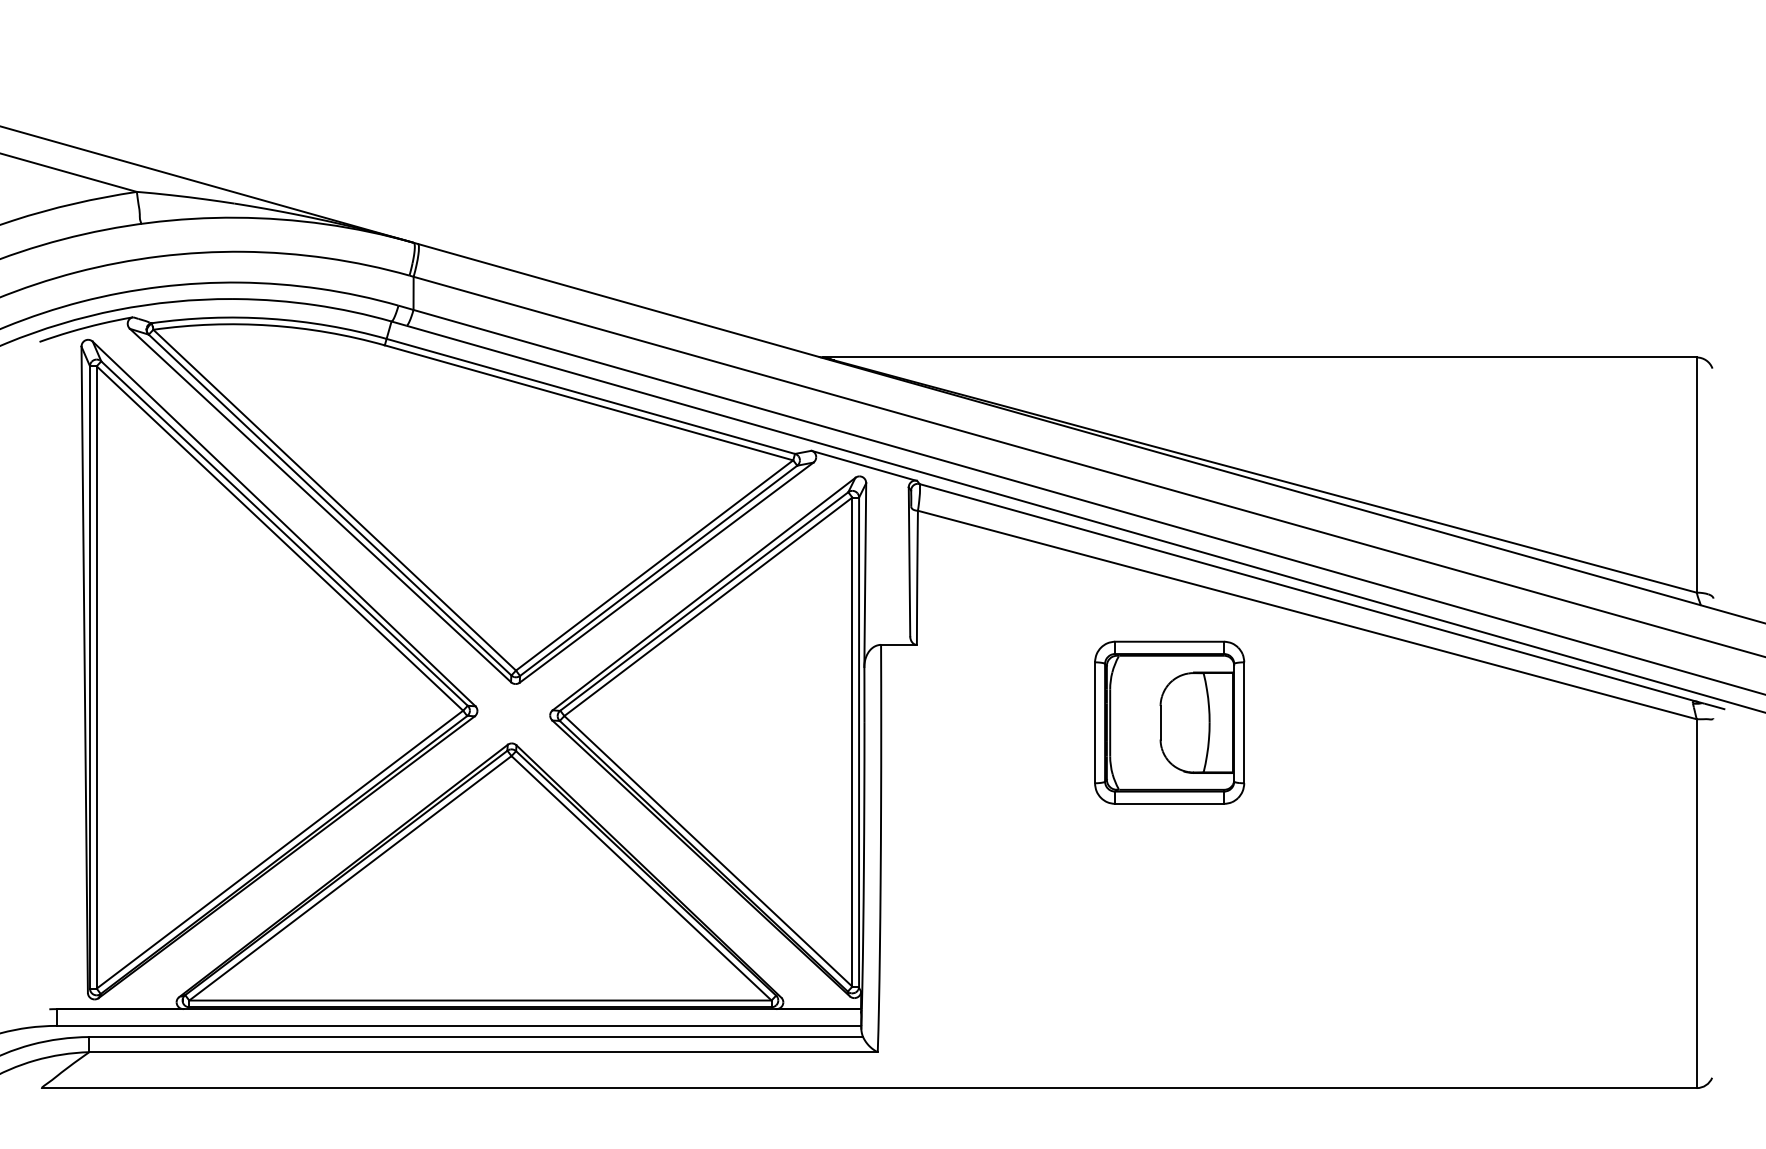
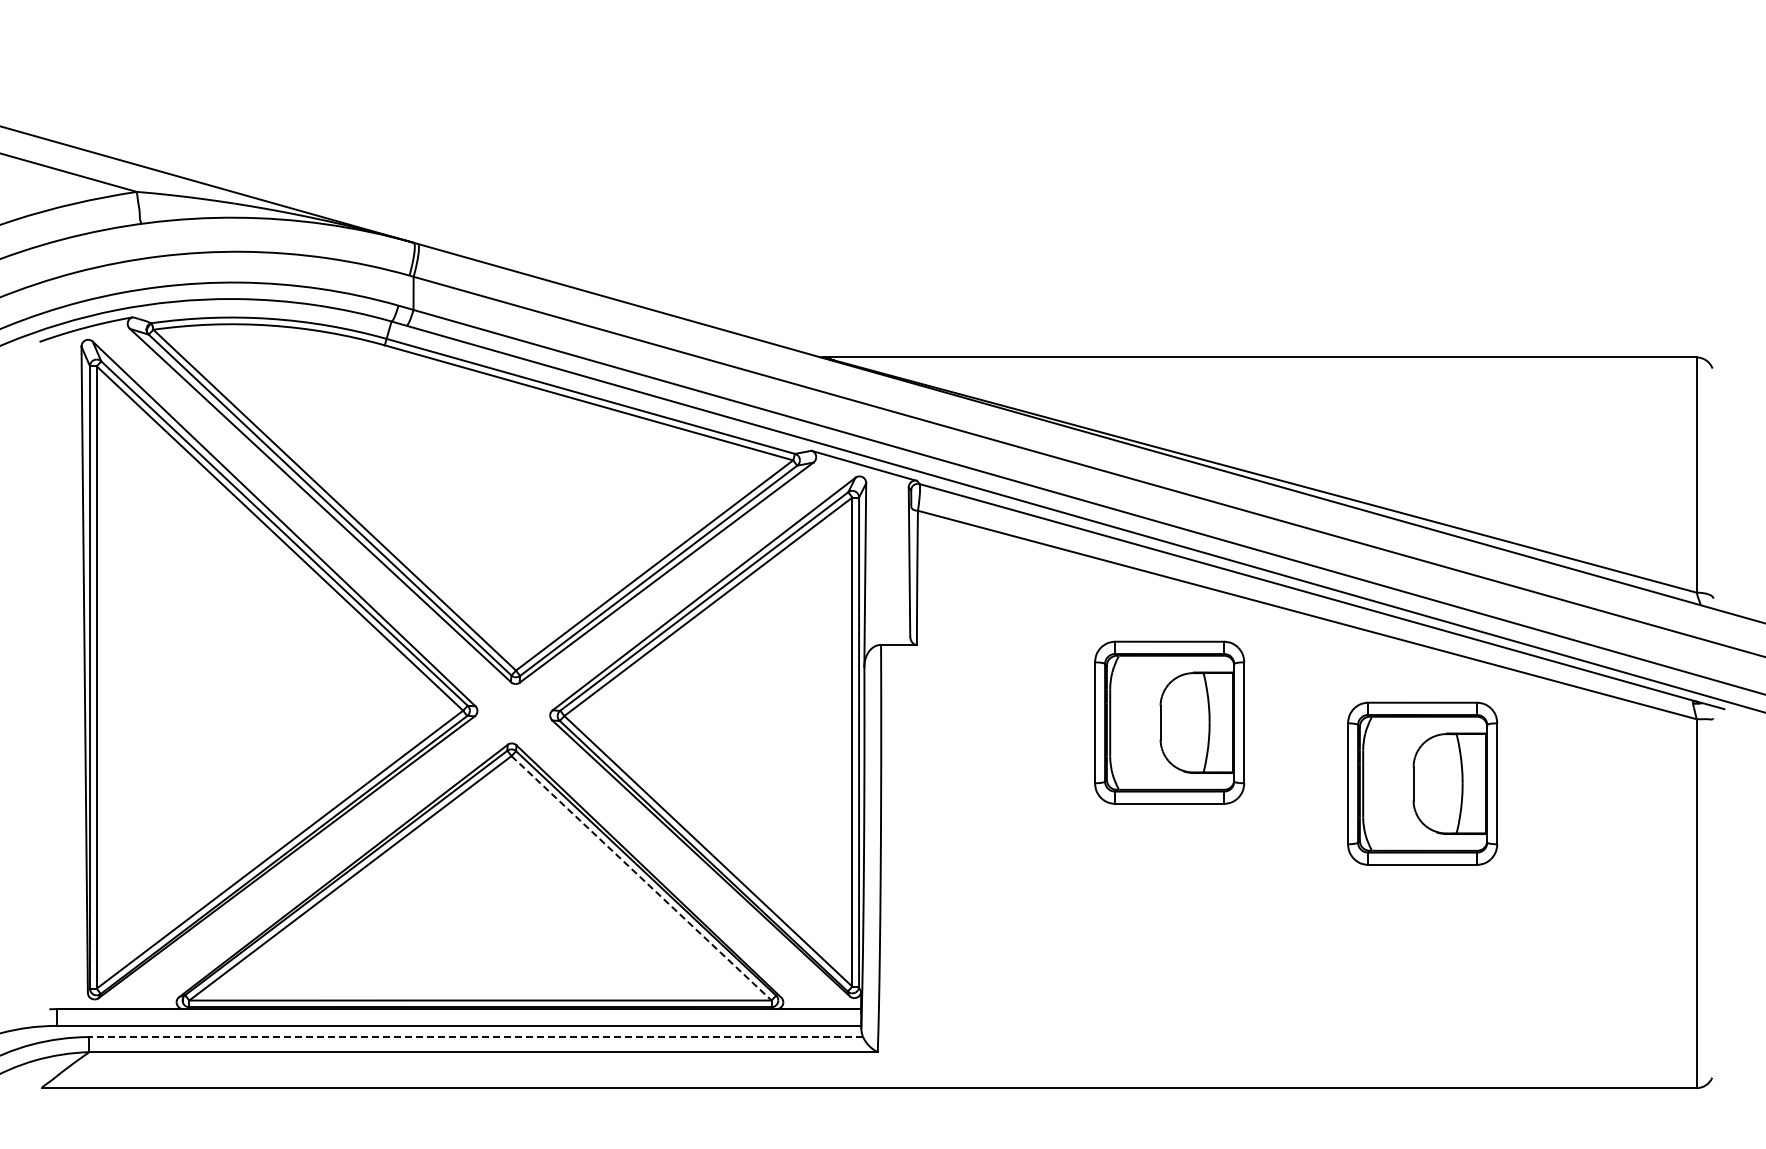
part: none -> present (1422, 783)
line: solid -> dashed (641, 878)
line: solid -> dashed (476, 1037)
